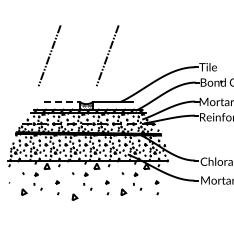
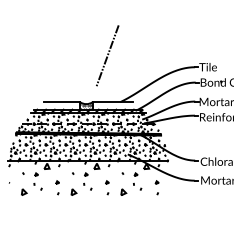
line: present -> none (49, 54)
line: dashed -> solid (62, 102)
line position: (74, 196) -> (73, 191) (73, 191)
